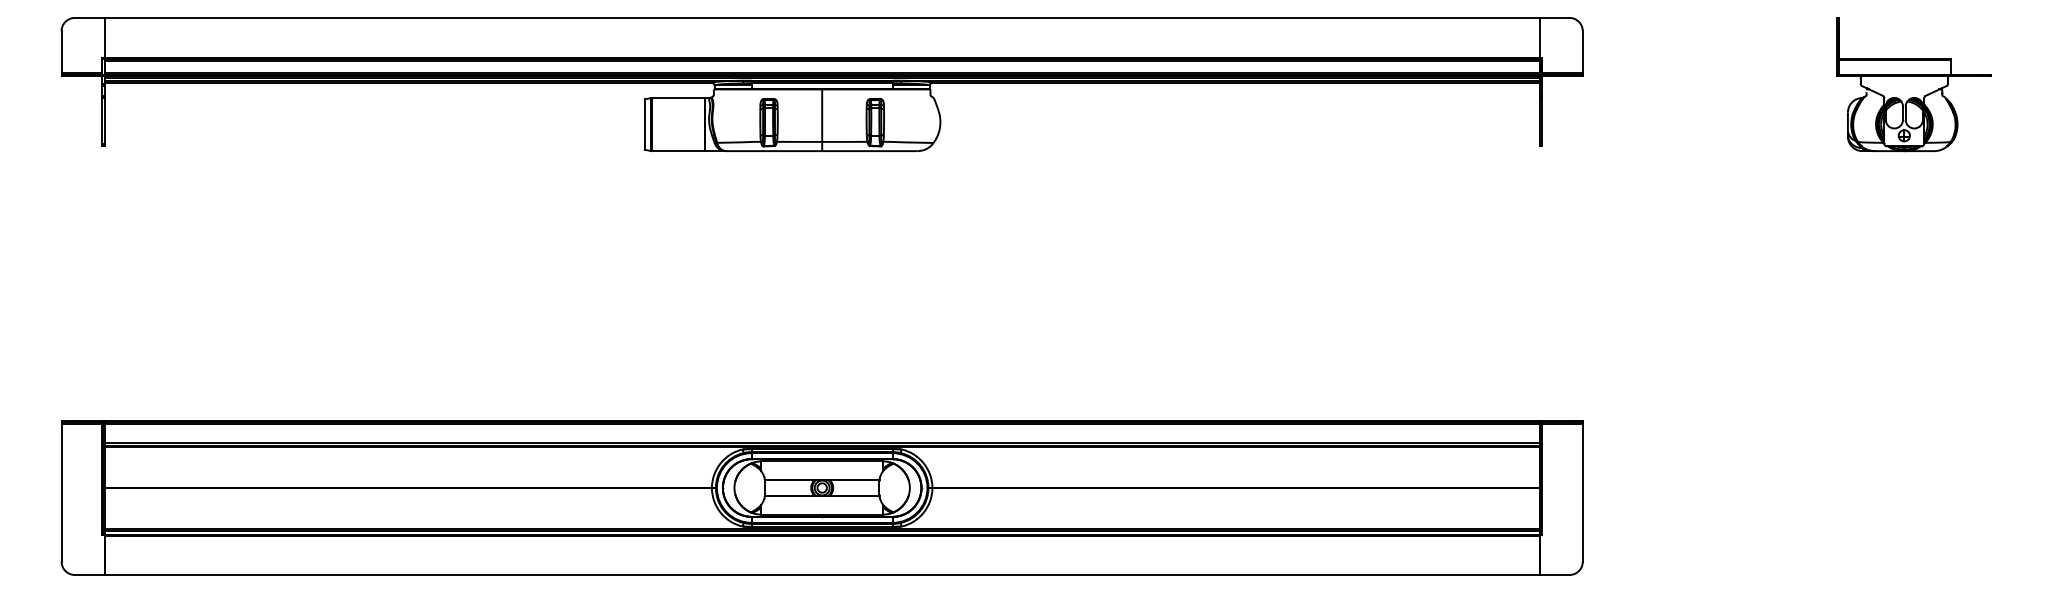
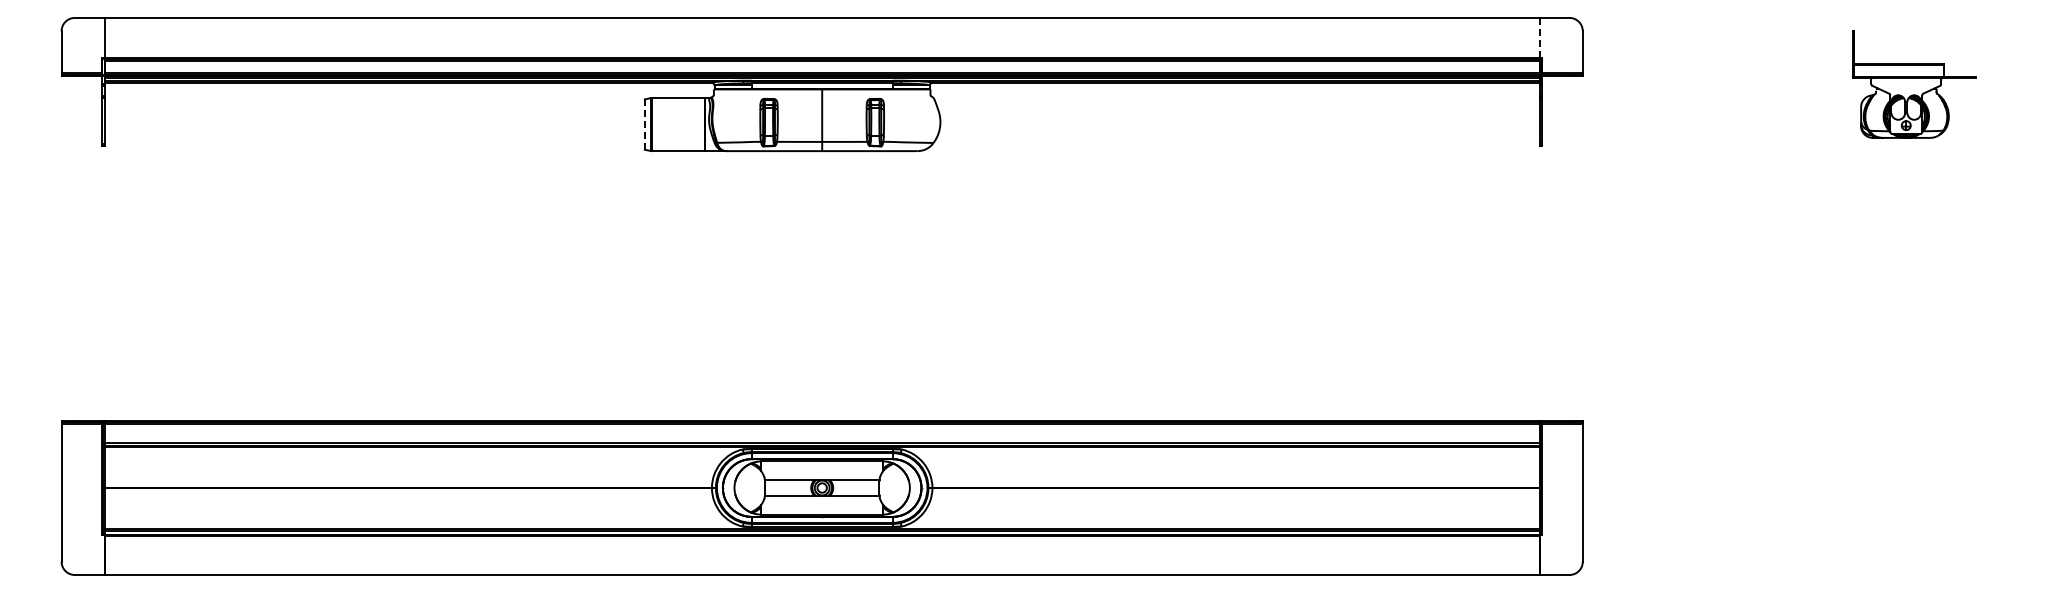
line: solid -> dashed (1539, 37)
part size: 156x136 px -> 126x109 px (1913, 84)
line: solid -> dashed (644, 125)
